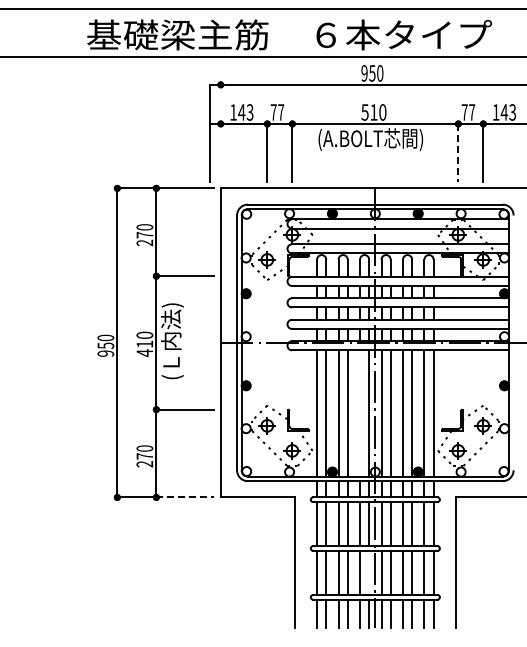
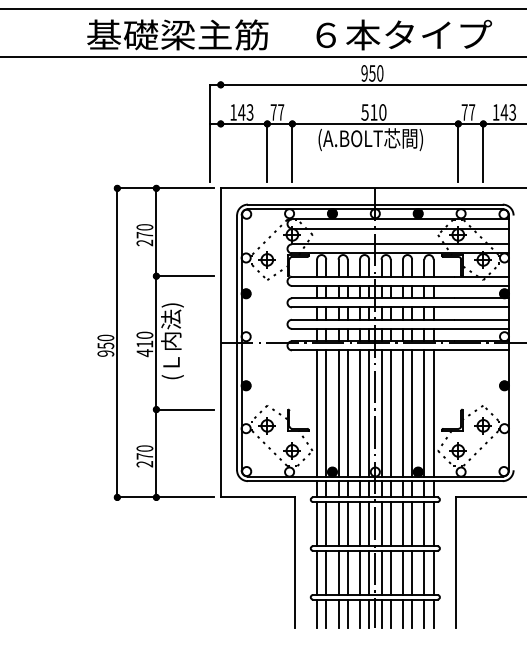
line: dashed -> solid (458, 152)
line: none -> present (360, 413)
line: dashed -> solid (185, 497)
line: none -> present (369, 572)
